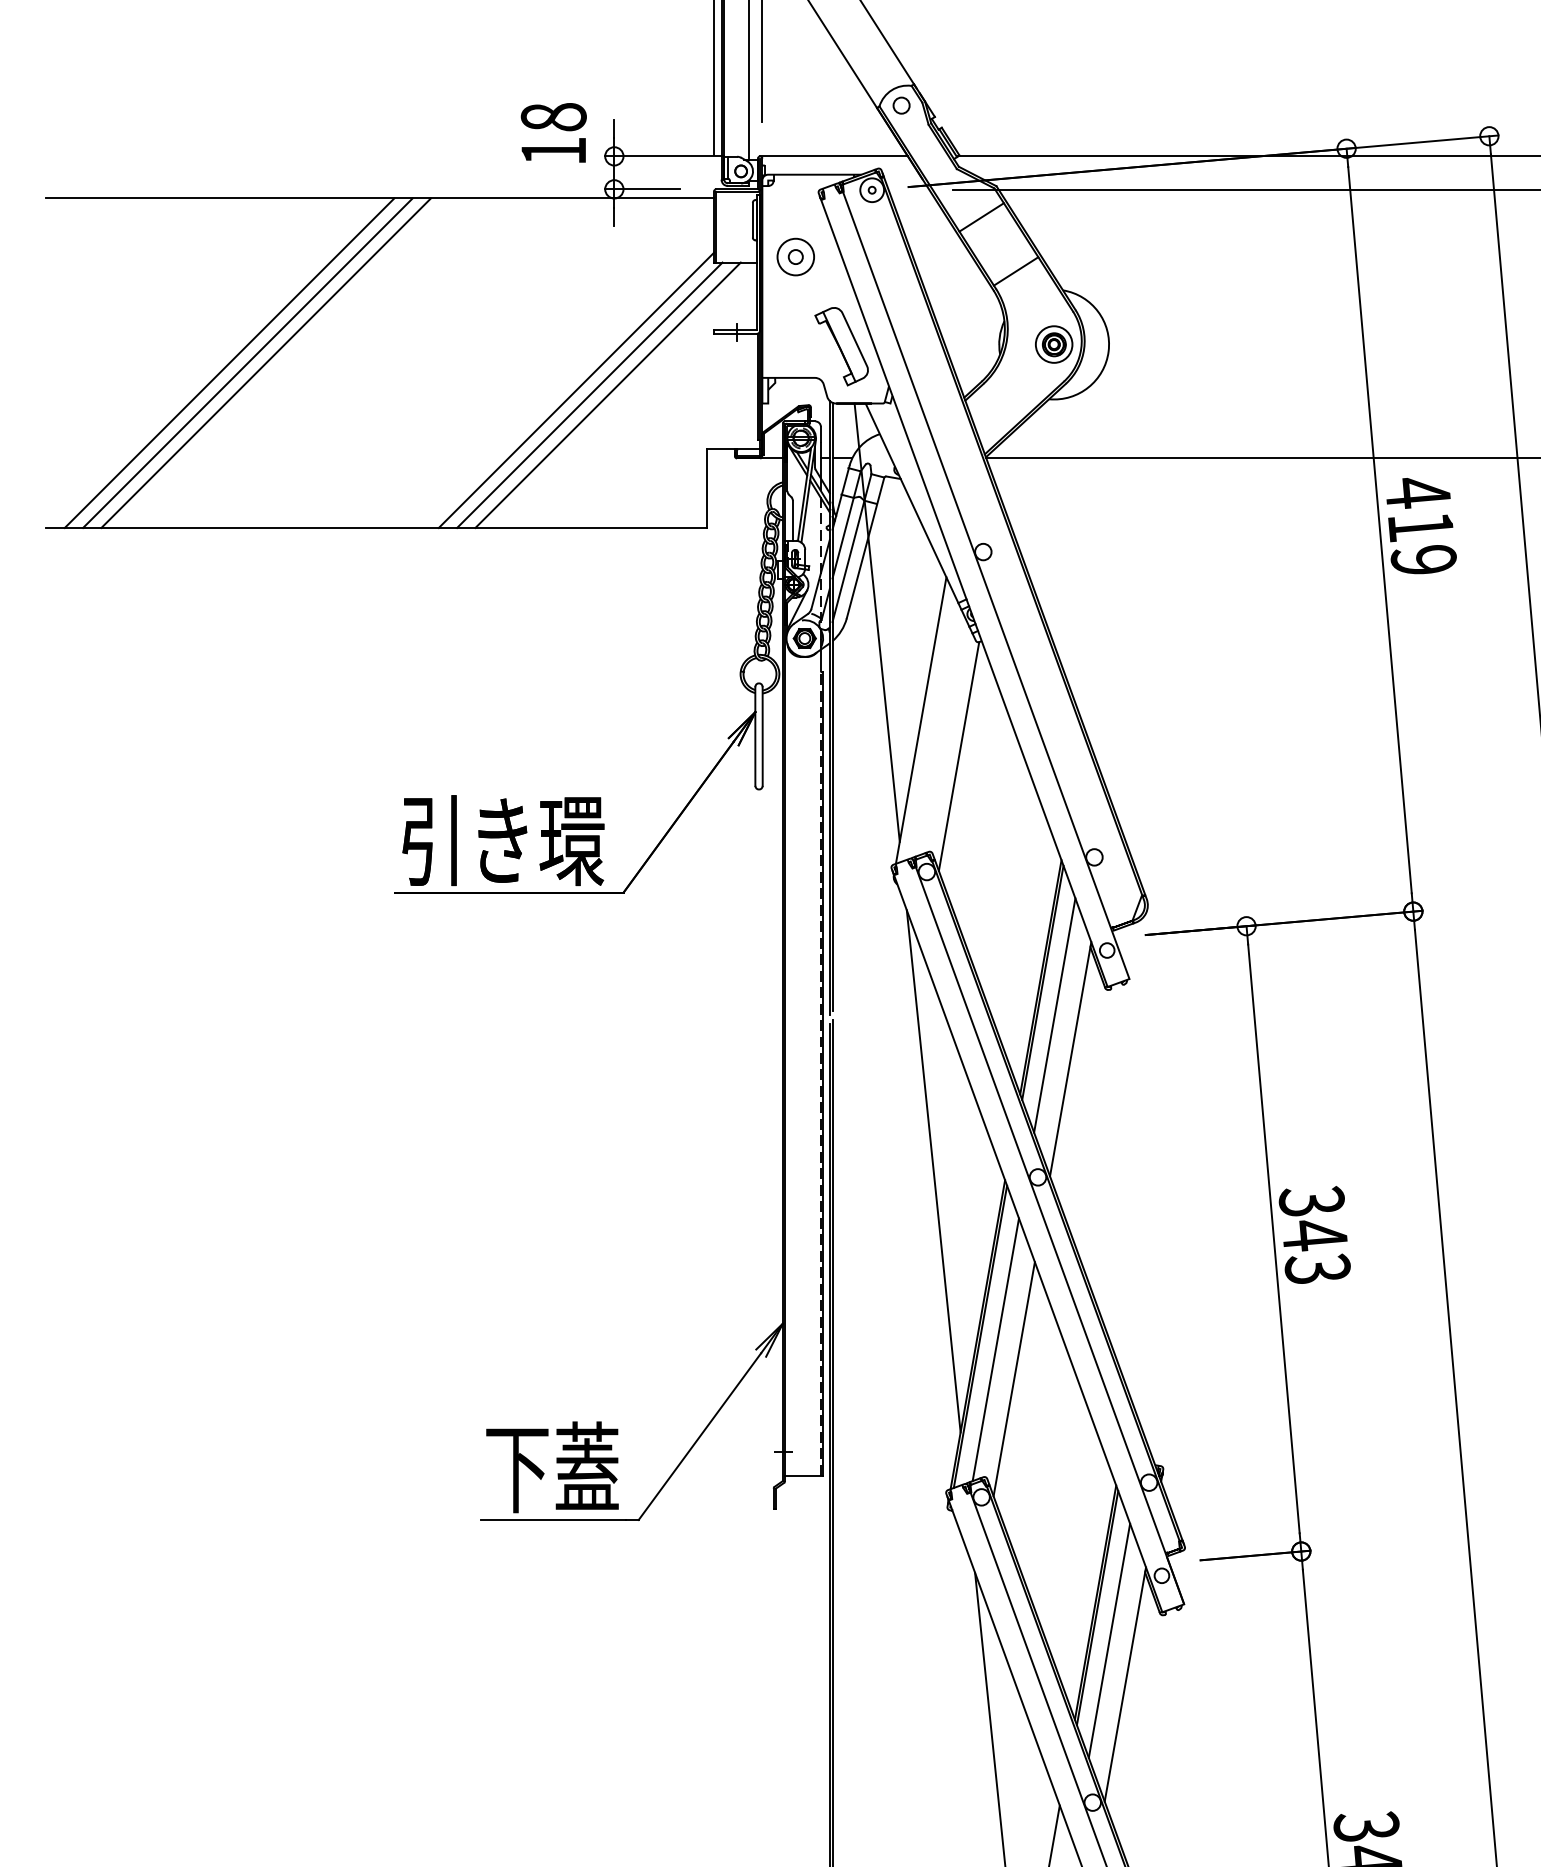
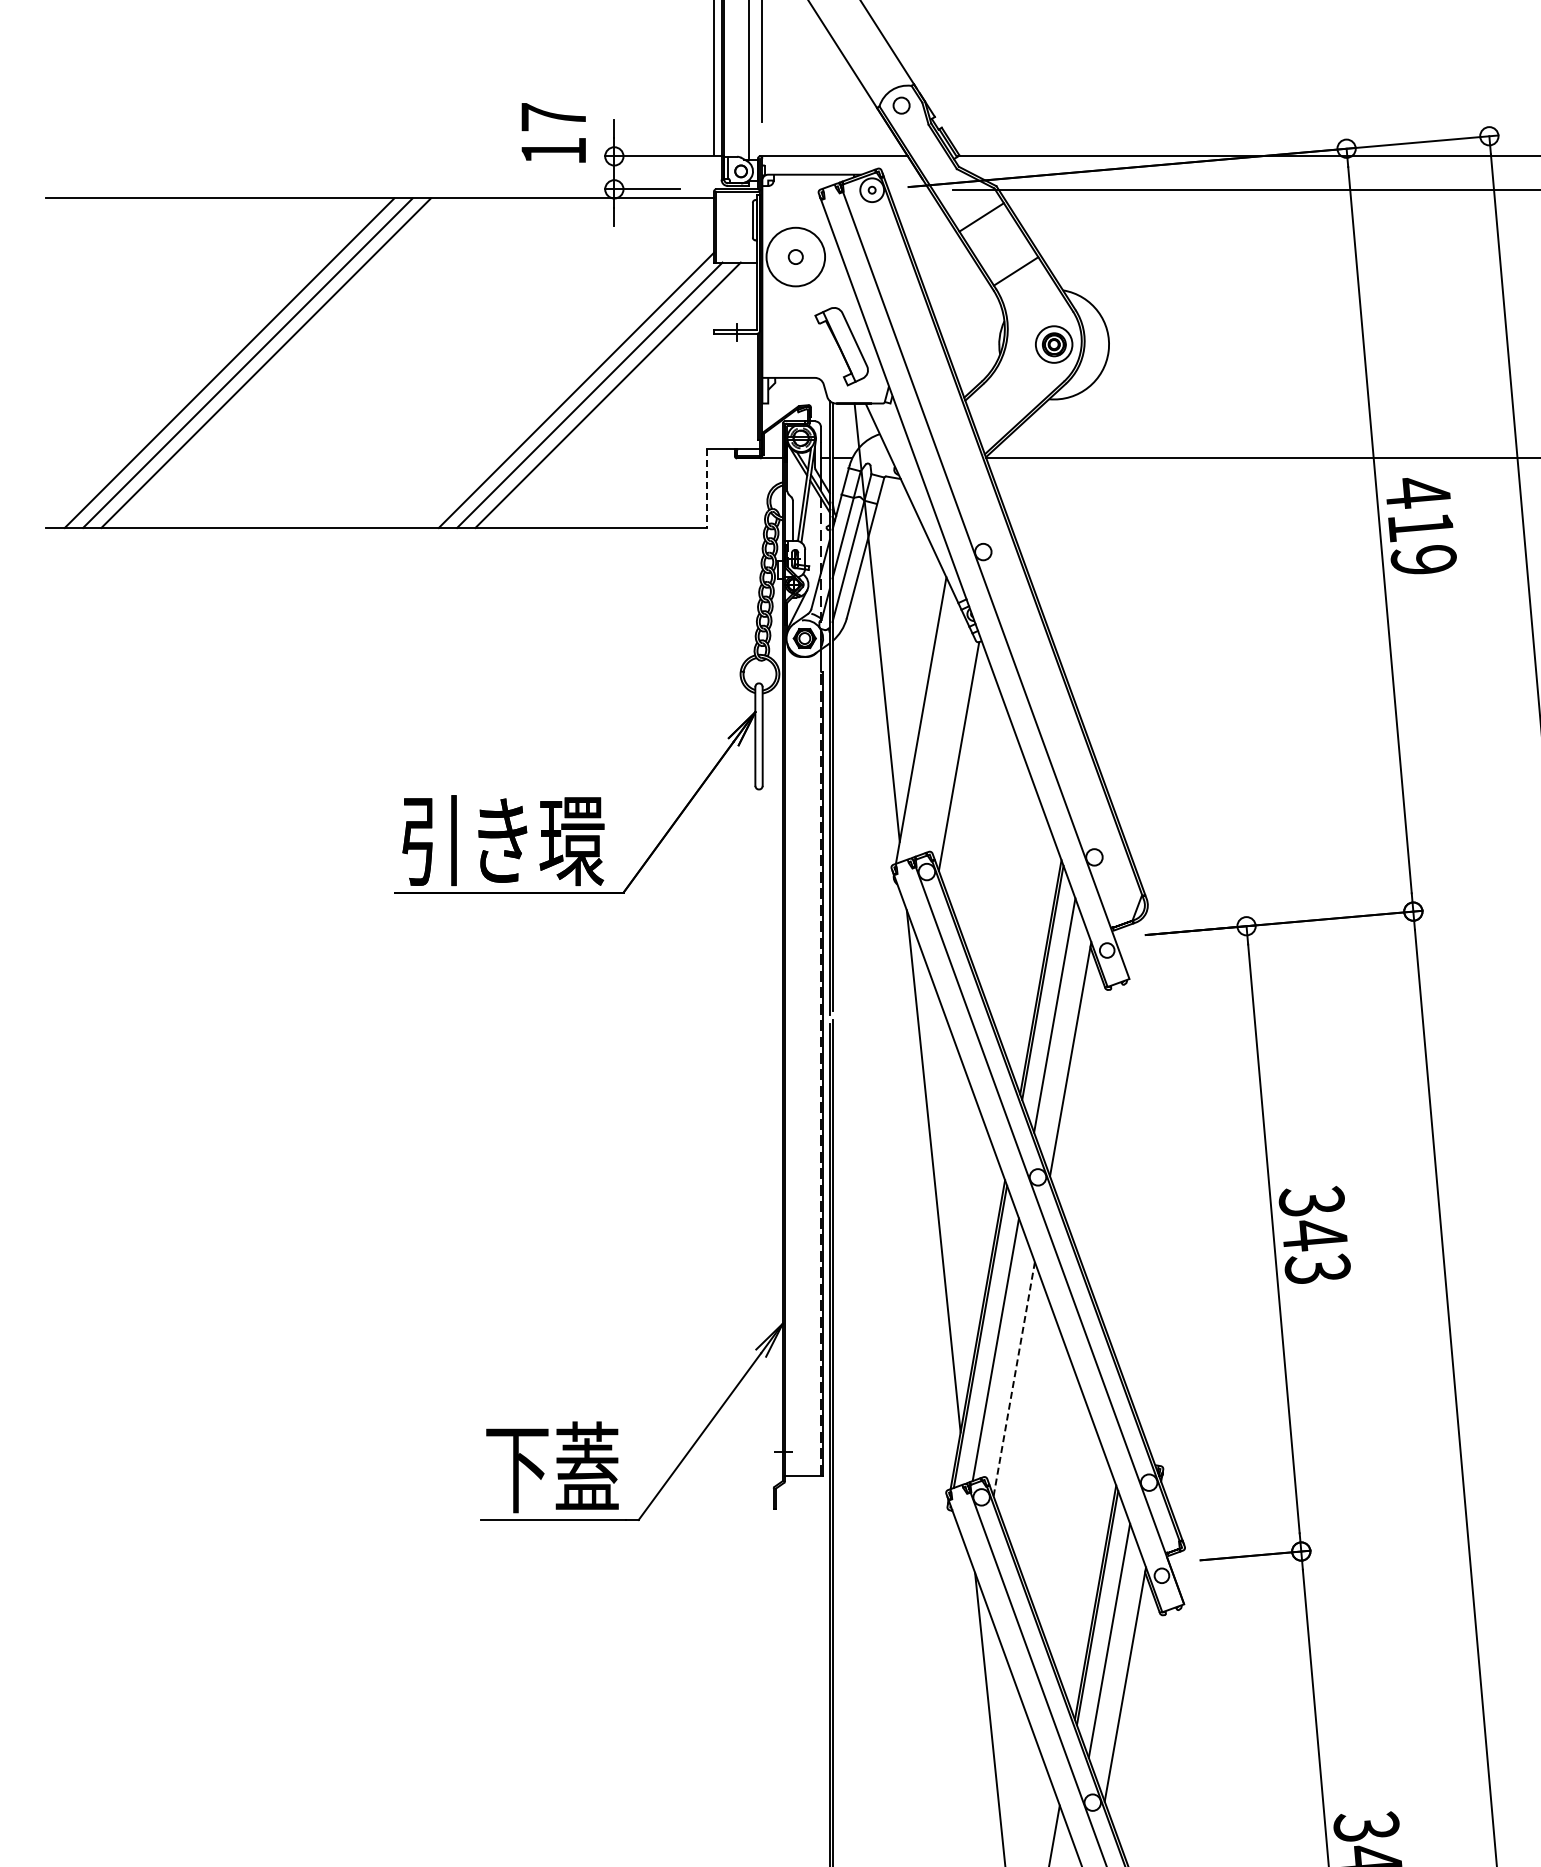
text: 18 -> 17 (553, 117)
circle diameter: 37 px -> 59 px (795, 256)
line: solid -> dashed (707, 489)
line: solid -> dashed (1014, 1379)
